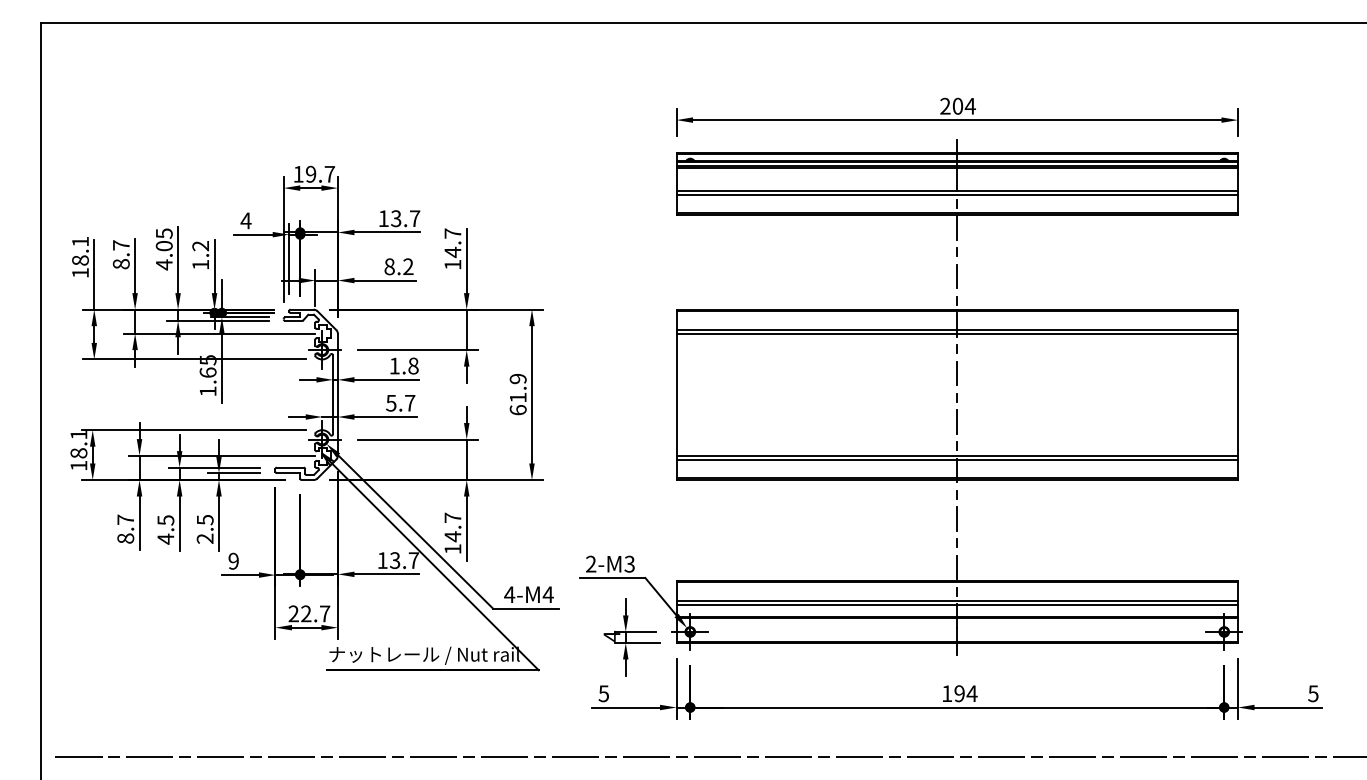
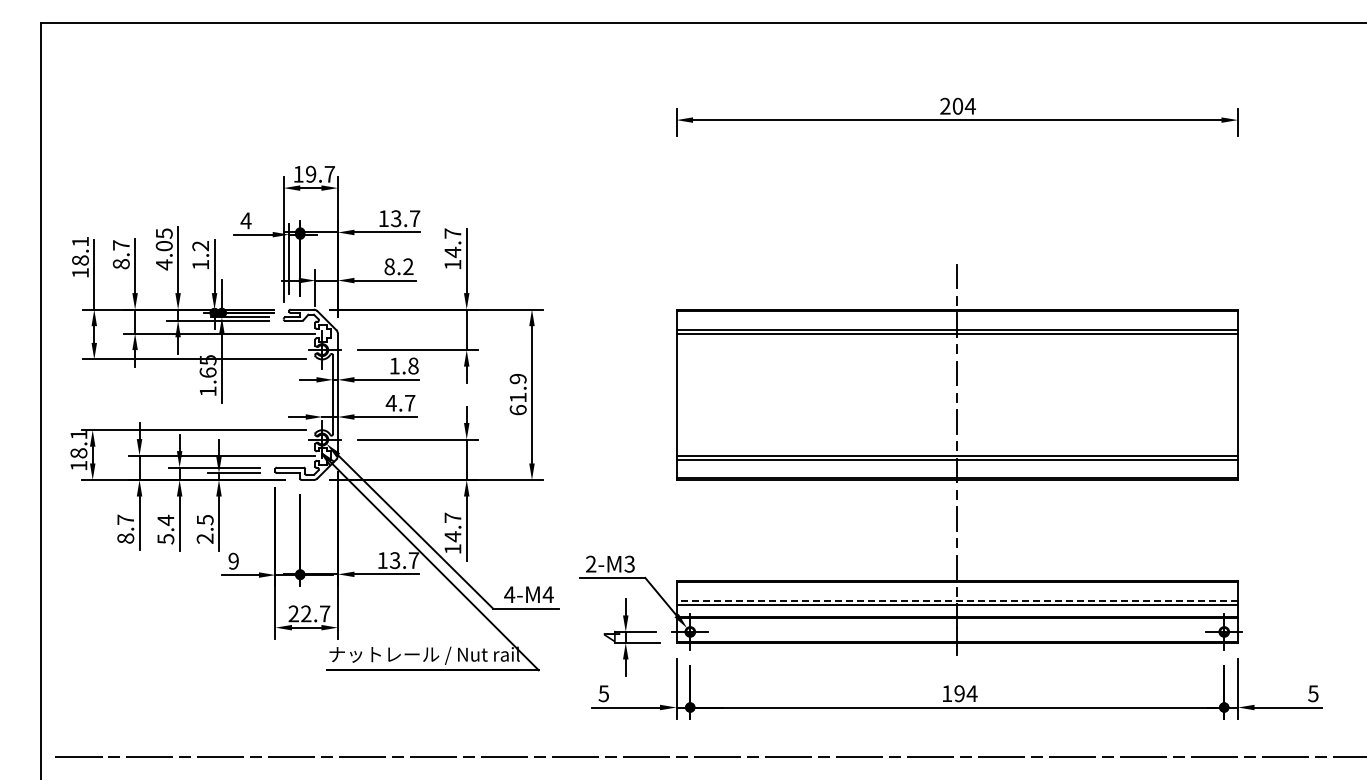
part: present -> none (957, 197)
text: 5.7 -> 4.7 (390, 403)
text: 4.5 -> 5.4 (165, 529)
line: solid -> dashed (957, 600)
